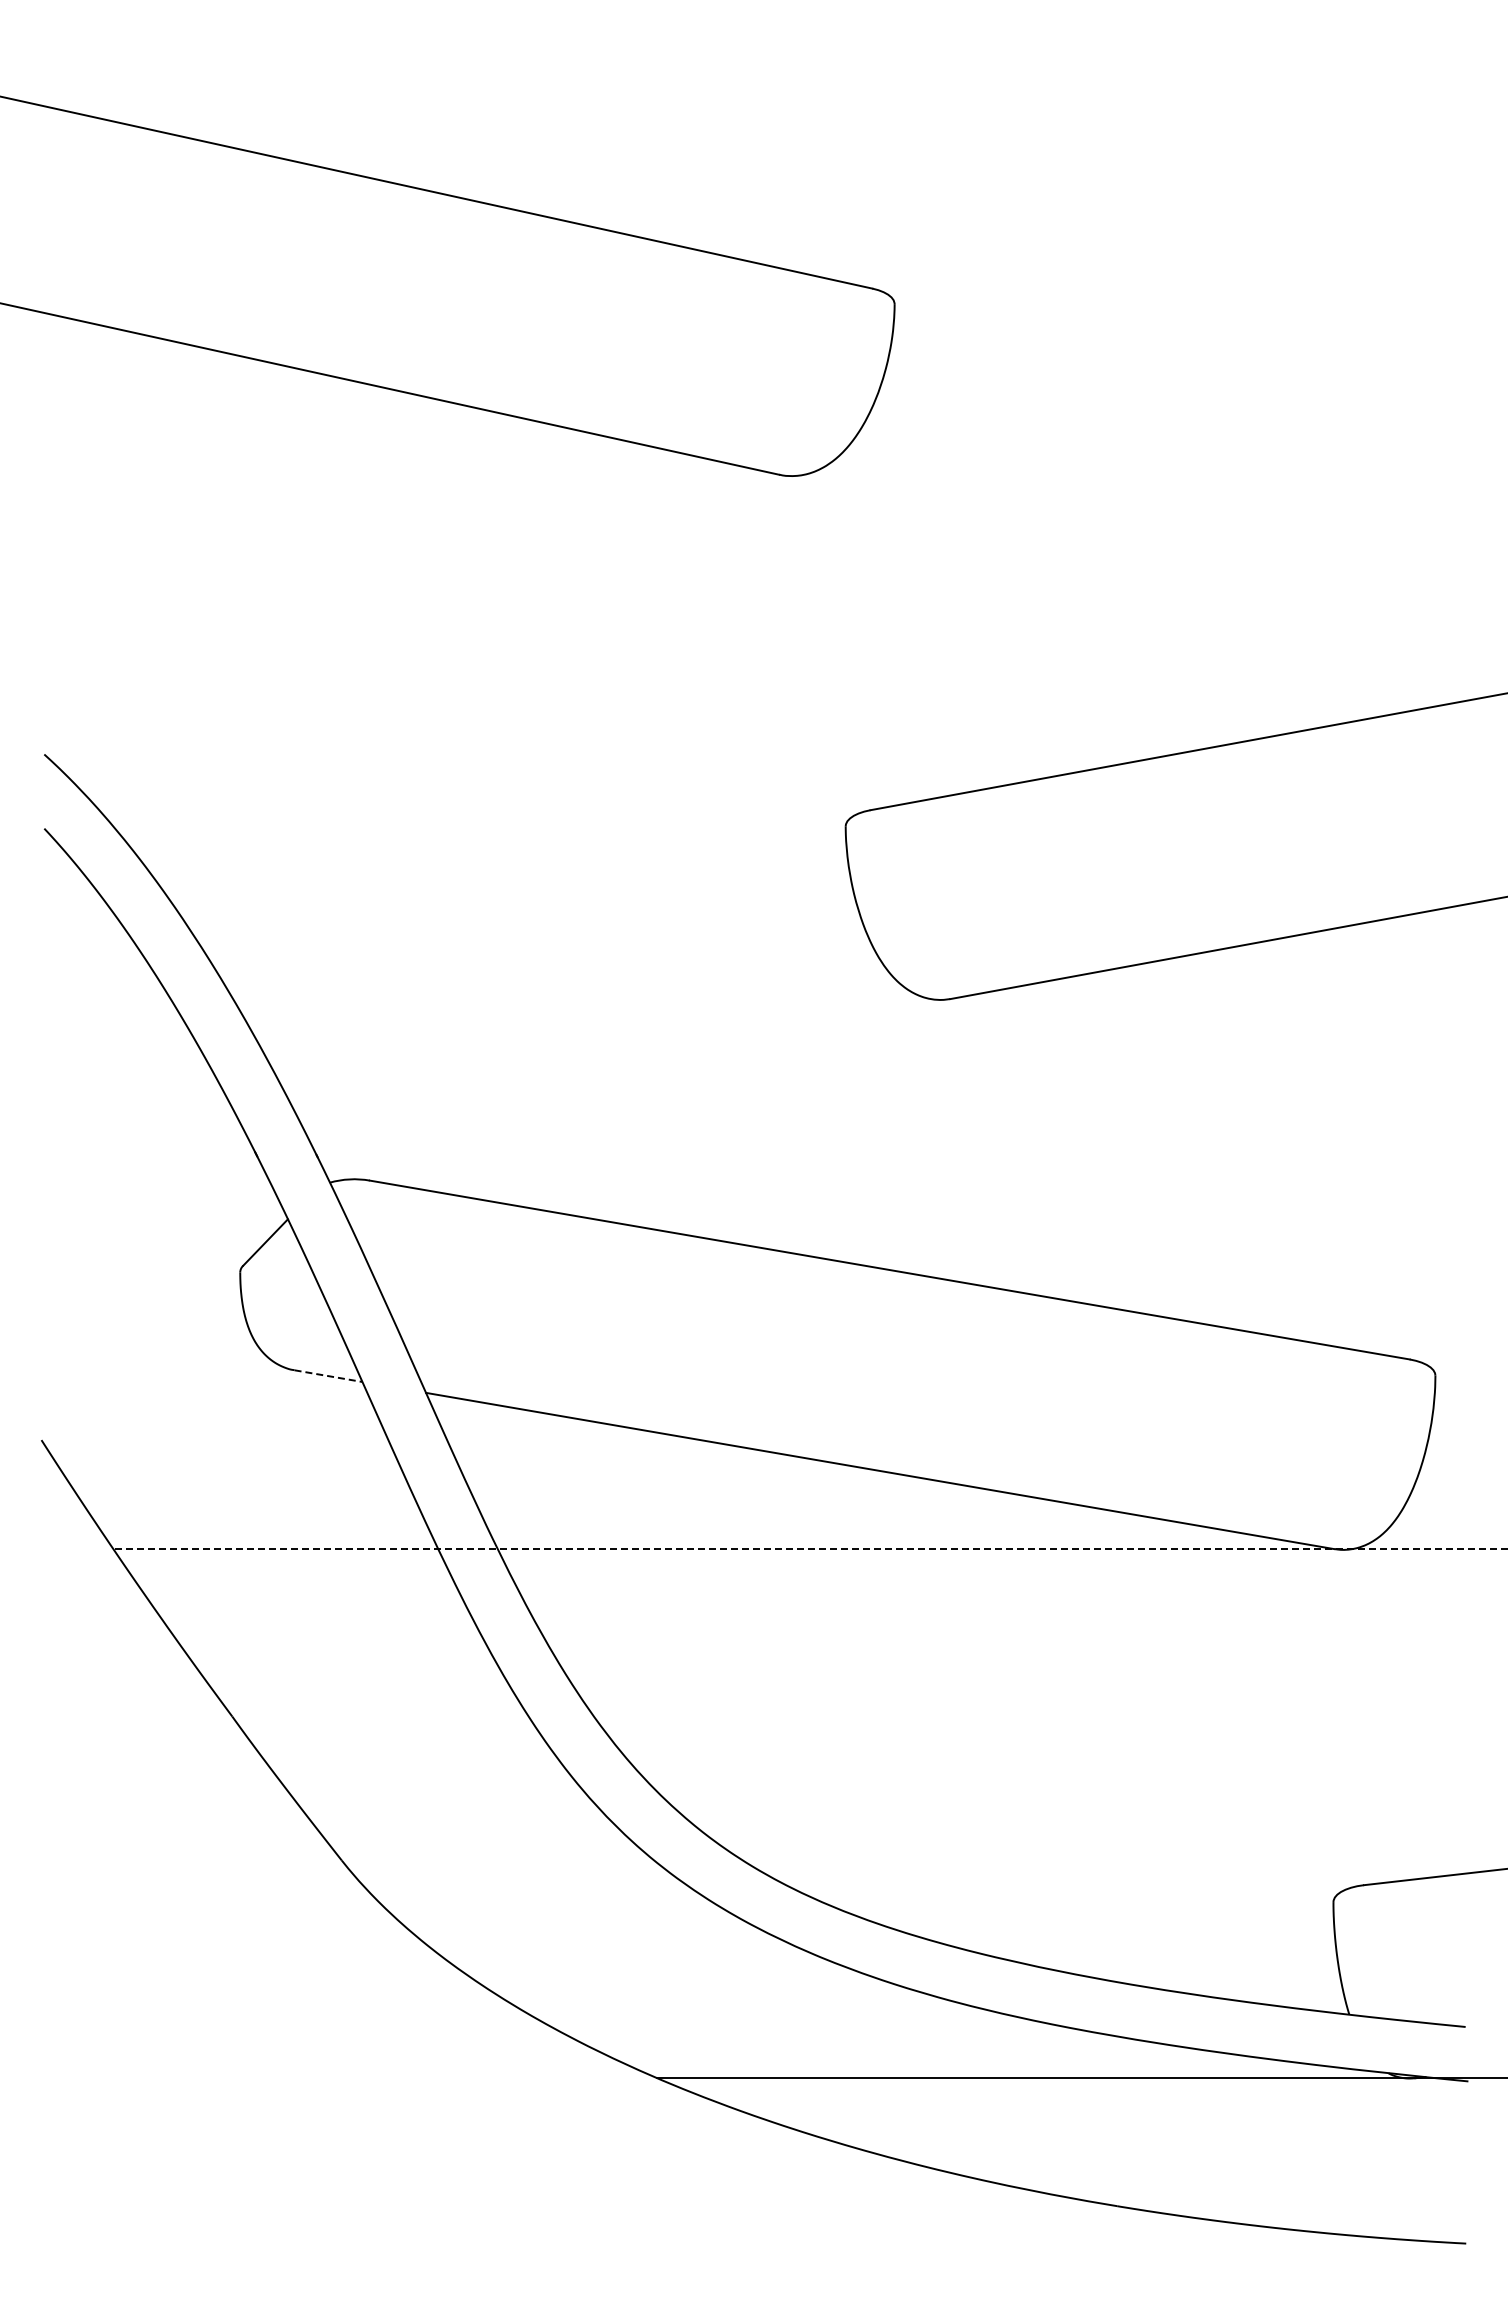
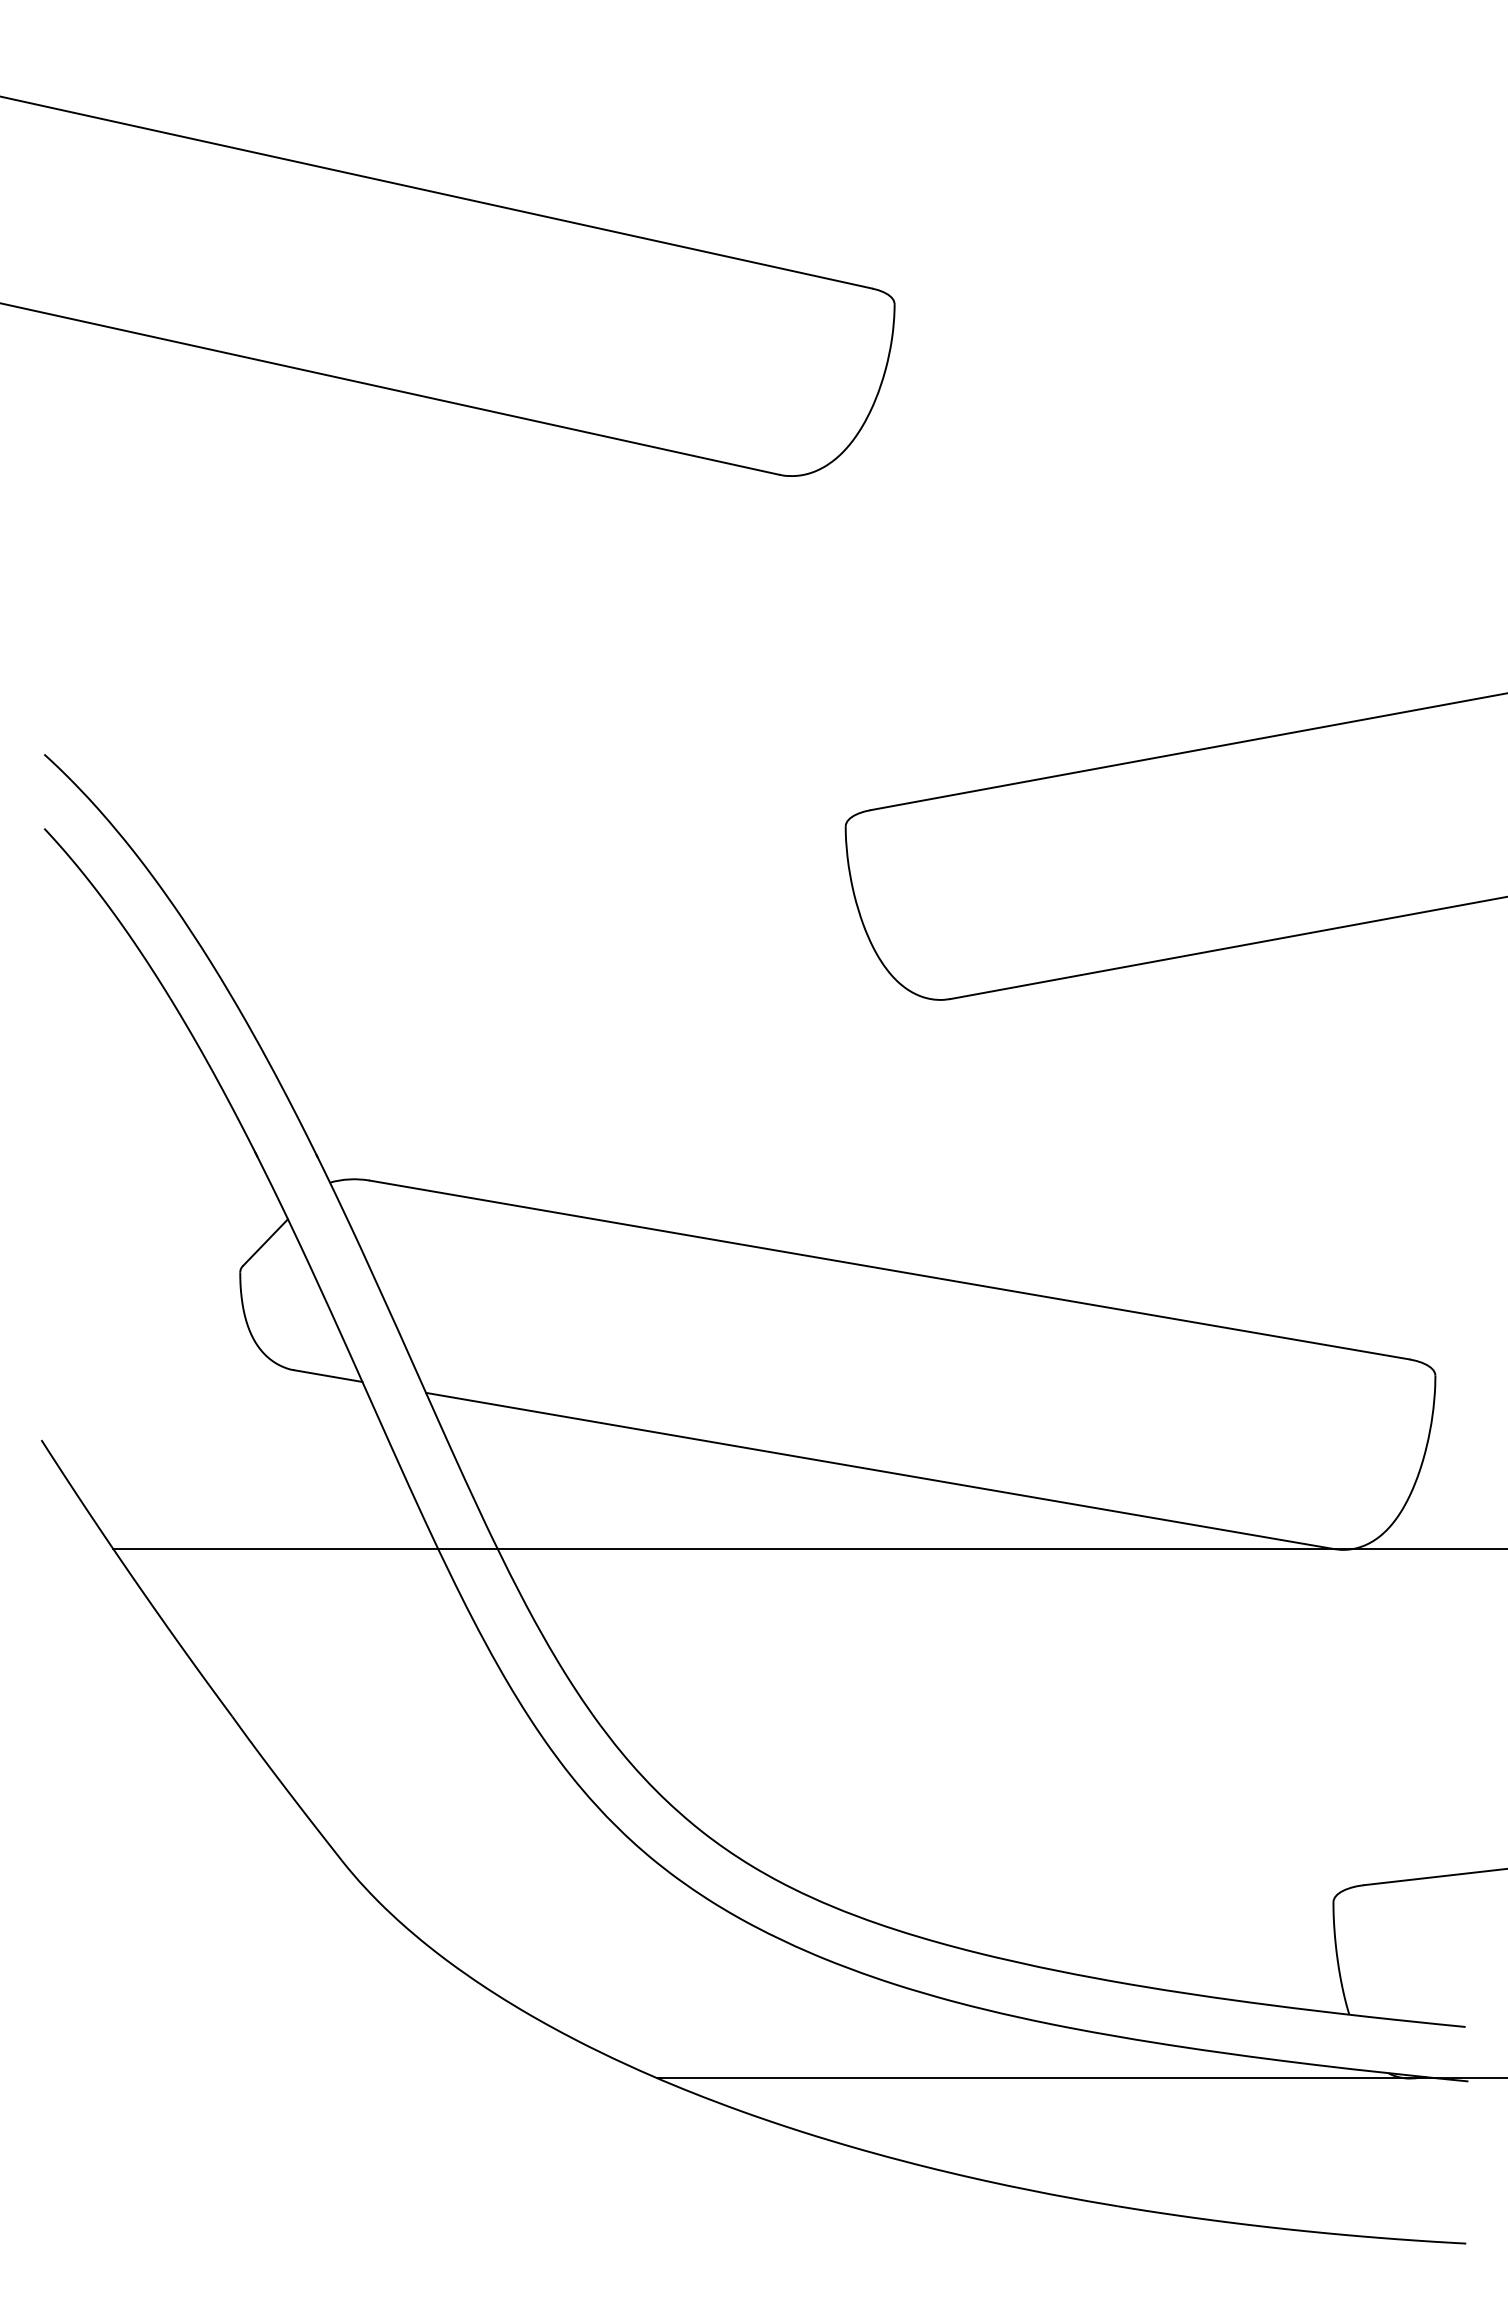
line: dashed -> solid (329, 1376)
line: dashed -> solid (810, 1549)
